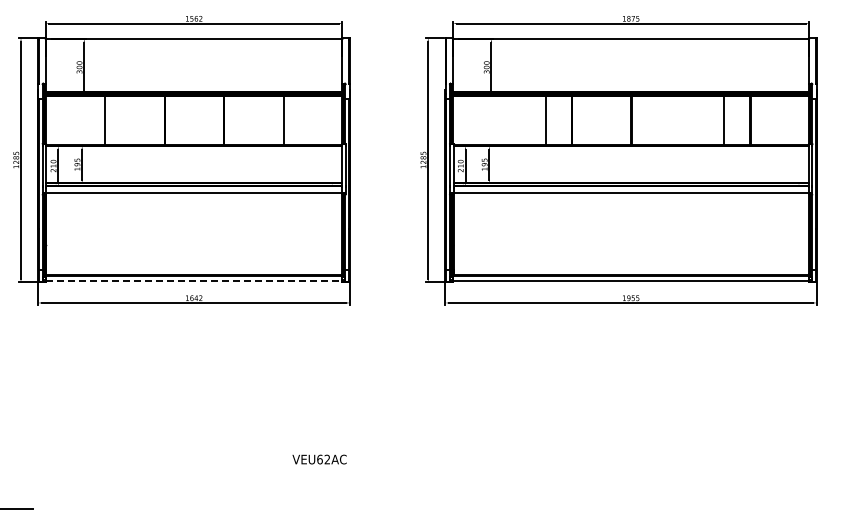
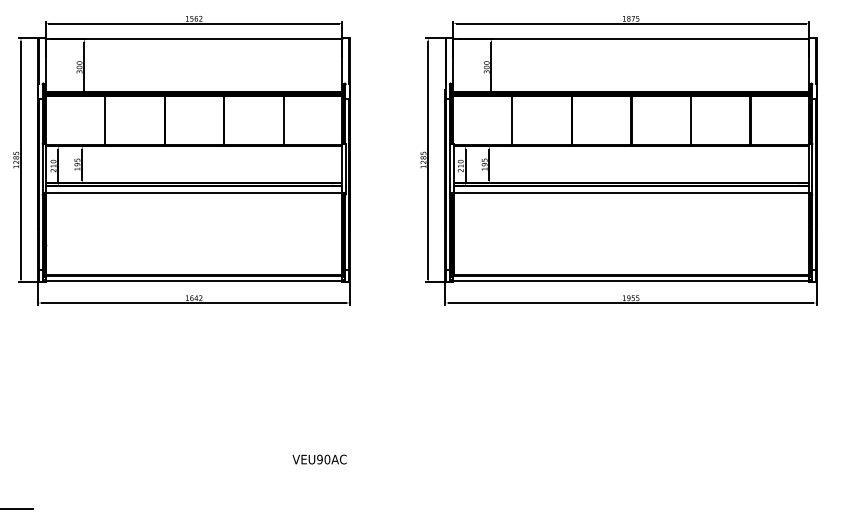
line position: (546, 120) -> (512, 120) (512, 120)
line position: (723, 120) -> (690, 120) (690, 120)
line: dashed -> solid (194, 281)
text: VEU62AC -> VEU90AC (323, 459)
